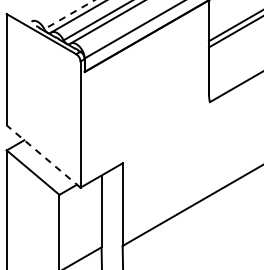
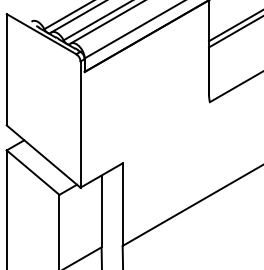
line: dashed -> solid (69, 14)
line: dashed -> solid (43, 156)
